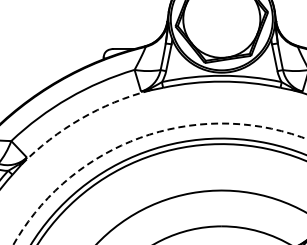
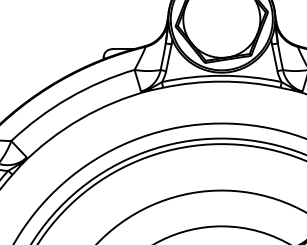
arc: dashed -> solid (80, 118)
arc: dashed -> solid (140, 137)
